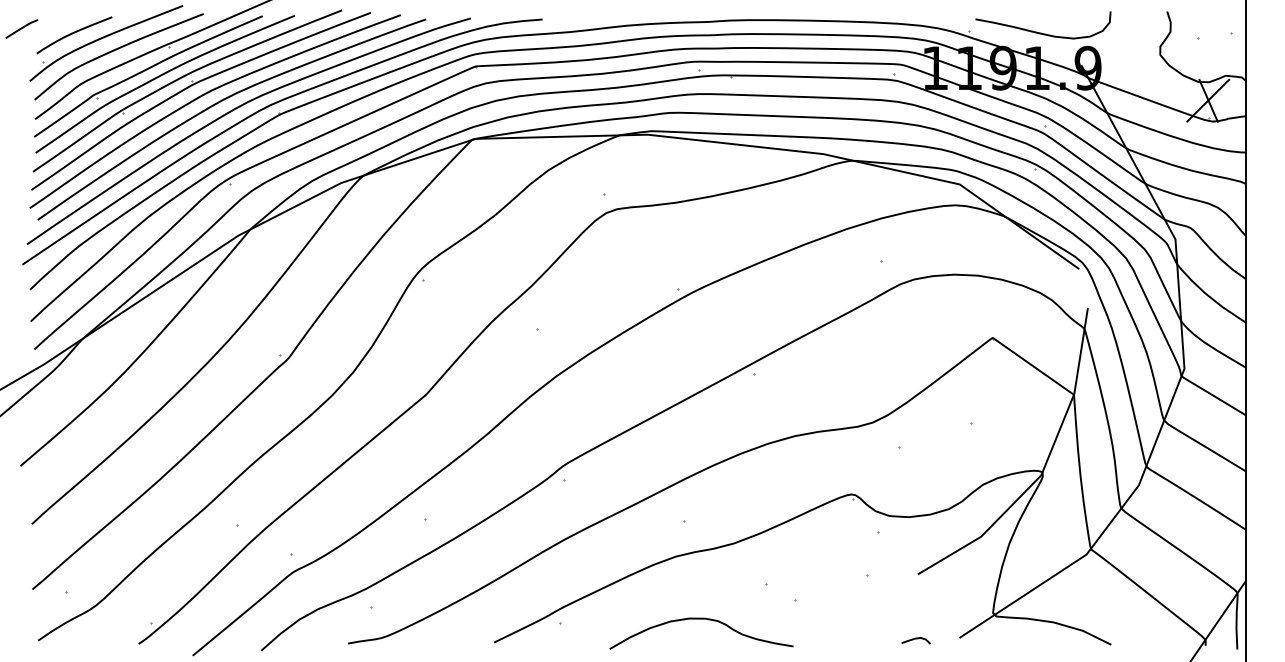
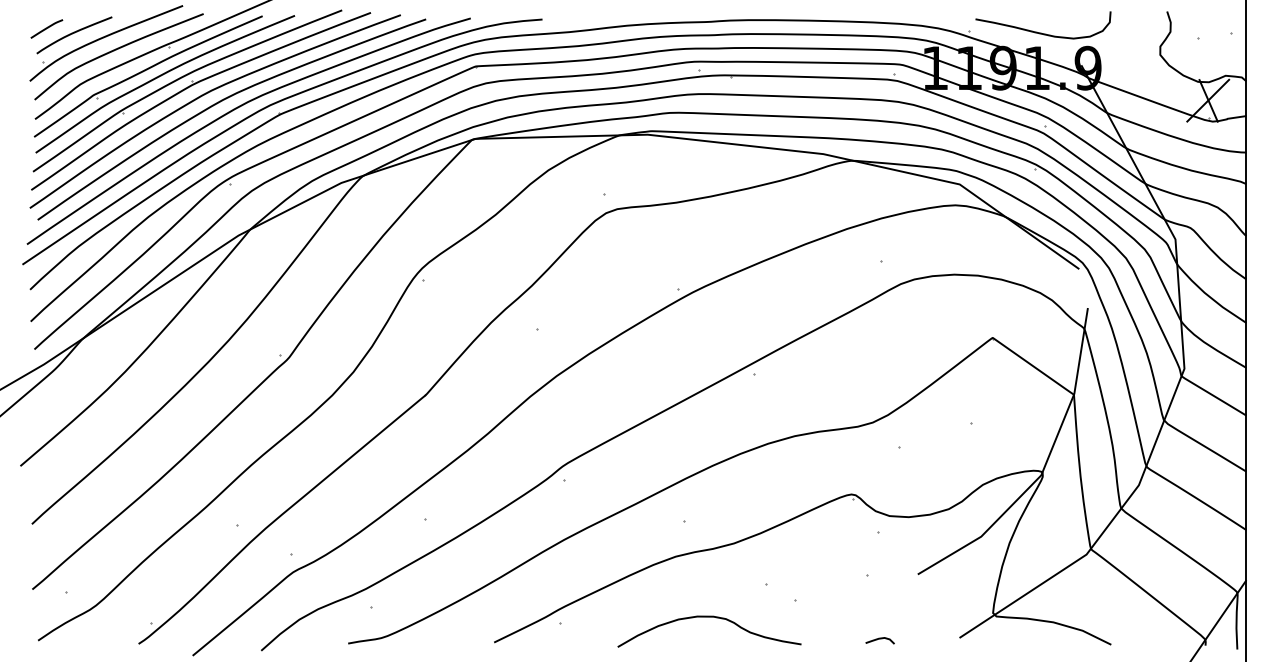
curve position: (21, 28) -> (46, 28) (46, 28)
curve position: (701, 619) -> (709, 617) (709, 617)
curve position: (915, 639) -> (879, 639) (879, 639)
